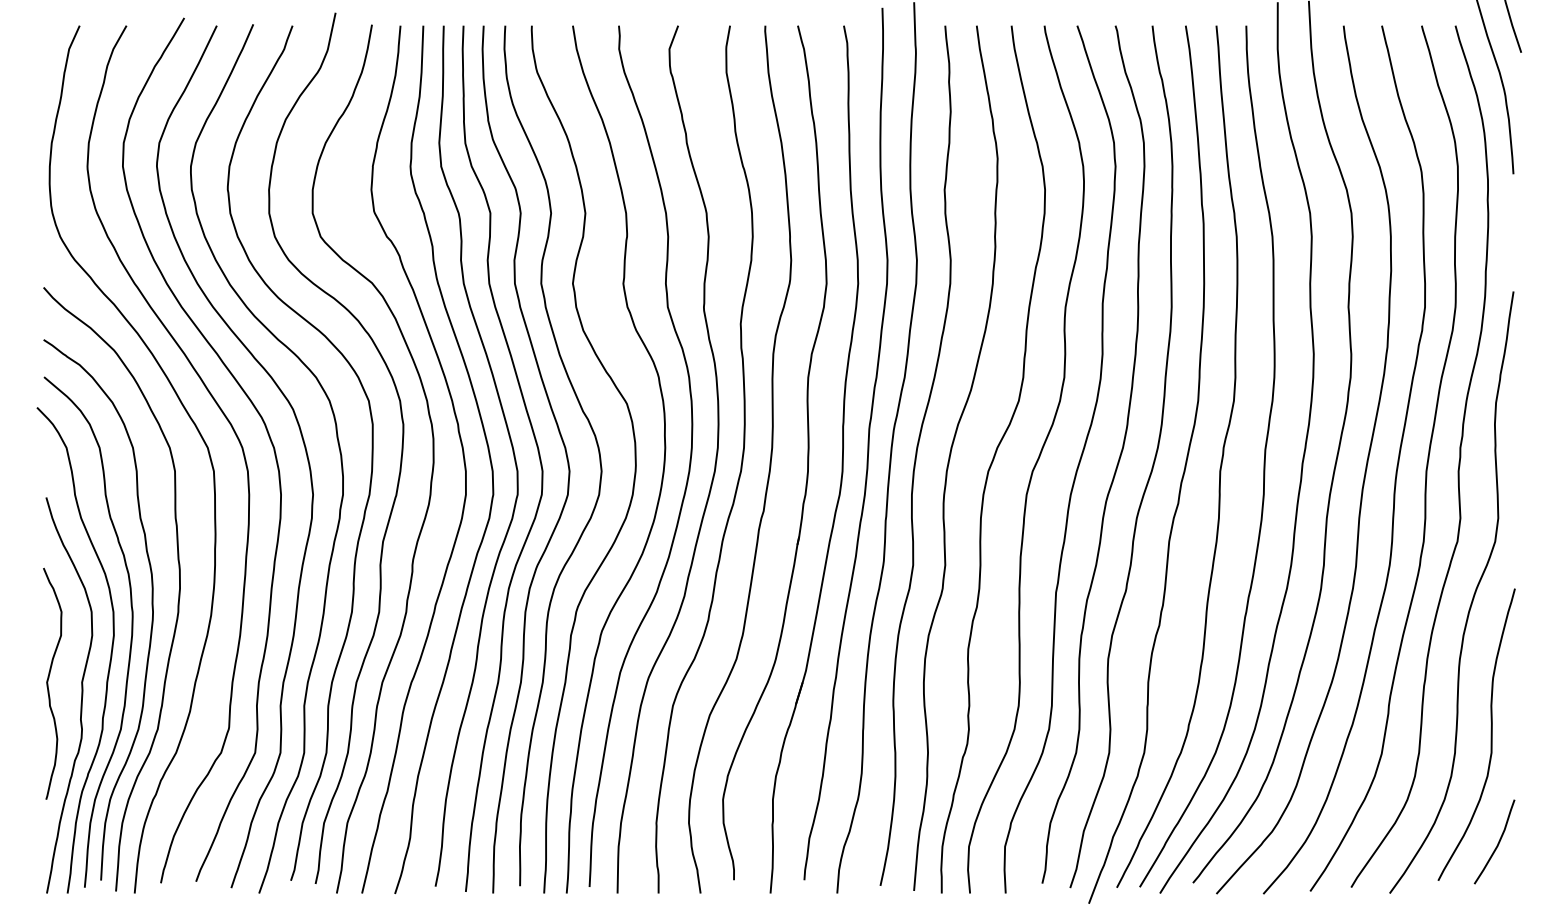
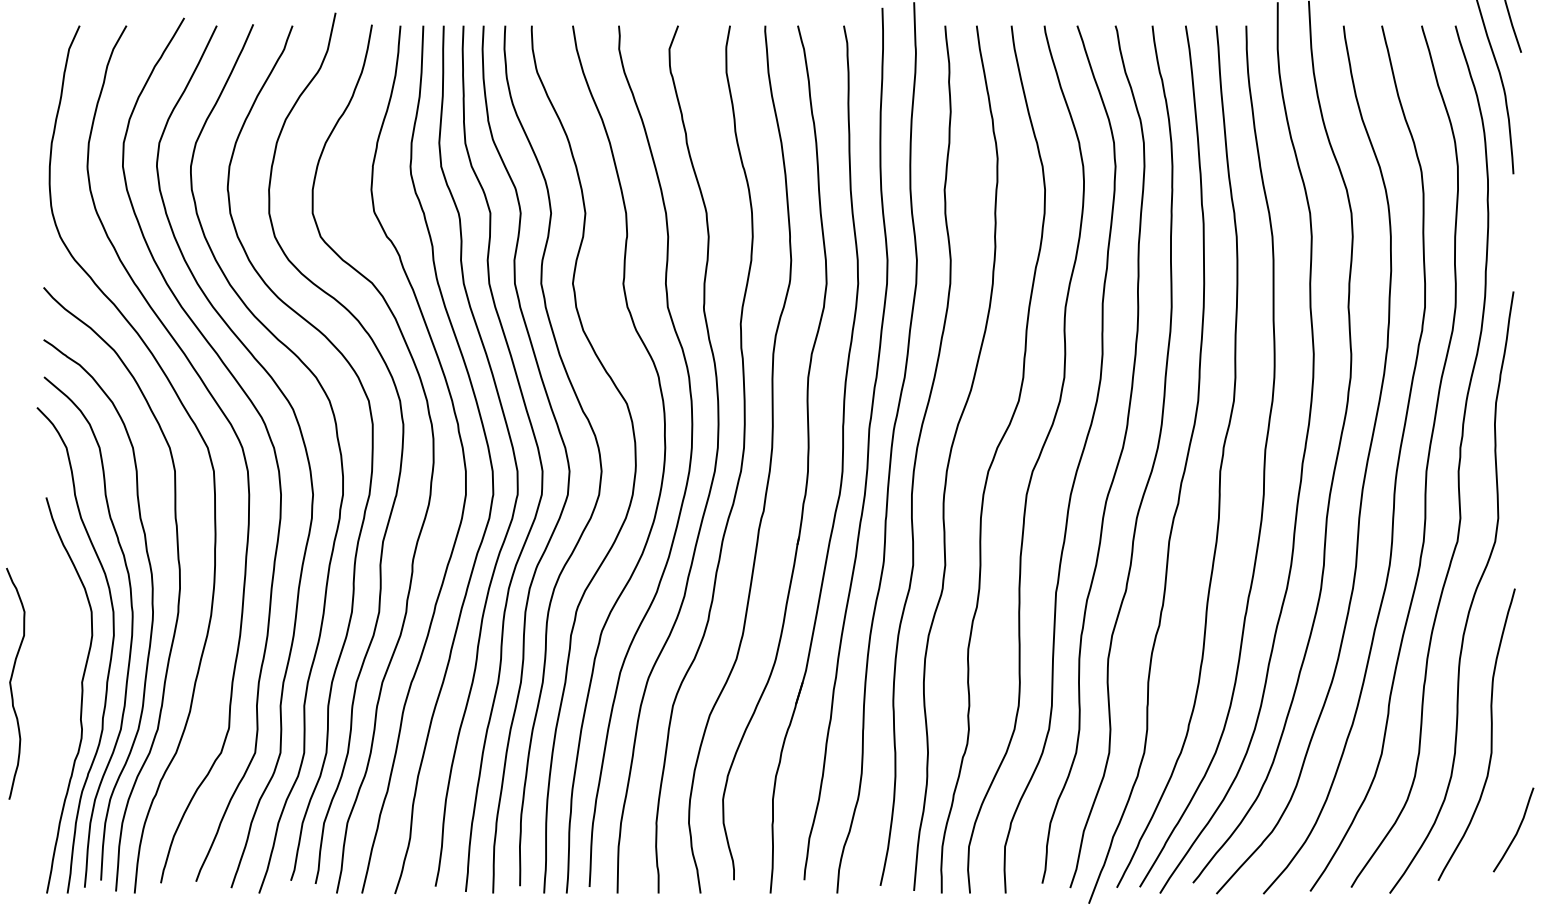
curve position: (48, 683) -> (11, 683) (11, 683)
curve position: (1497, 843) -> (1516, 831) (1516, 831)
